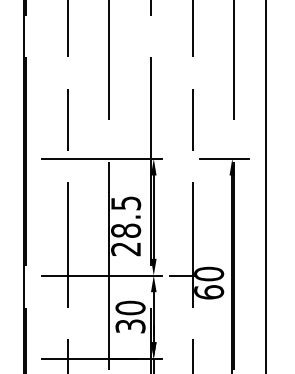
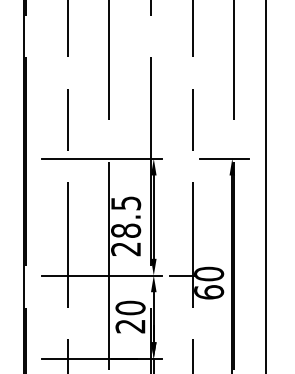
text: 30 -> 20 (130, 326)
